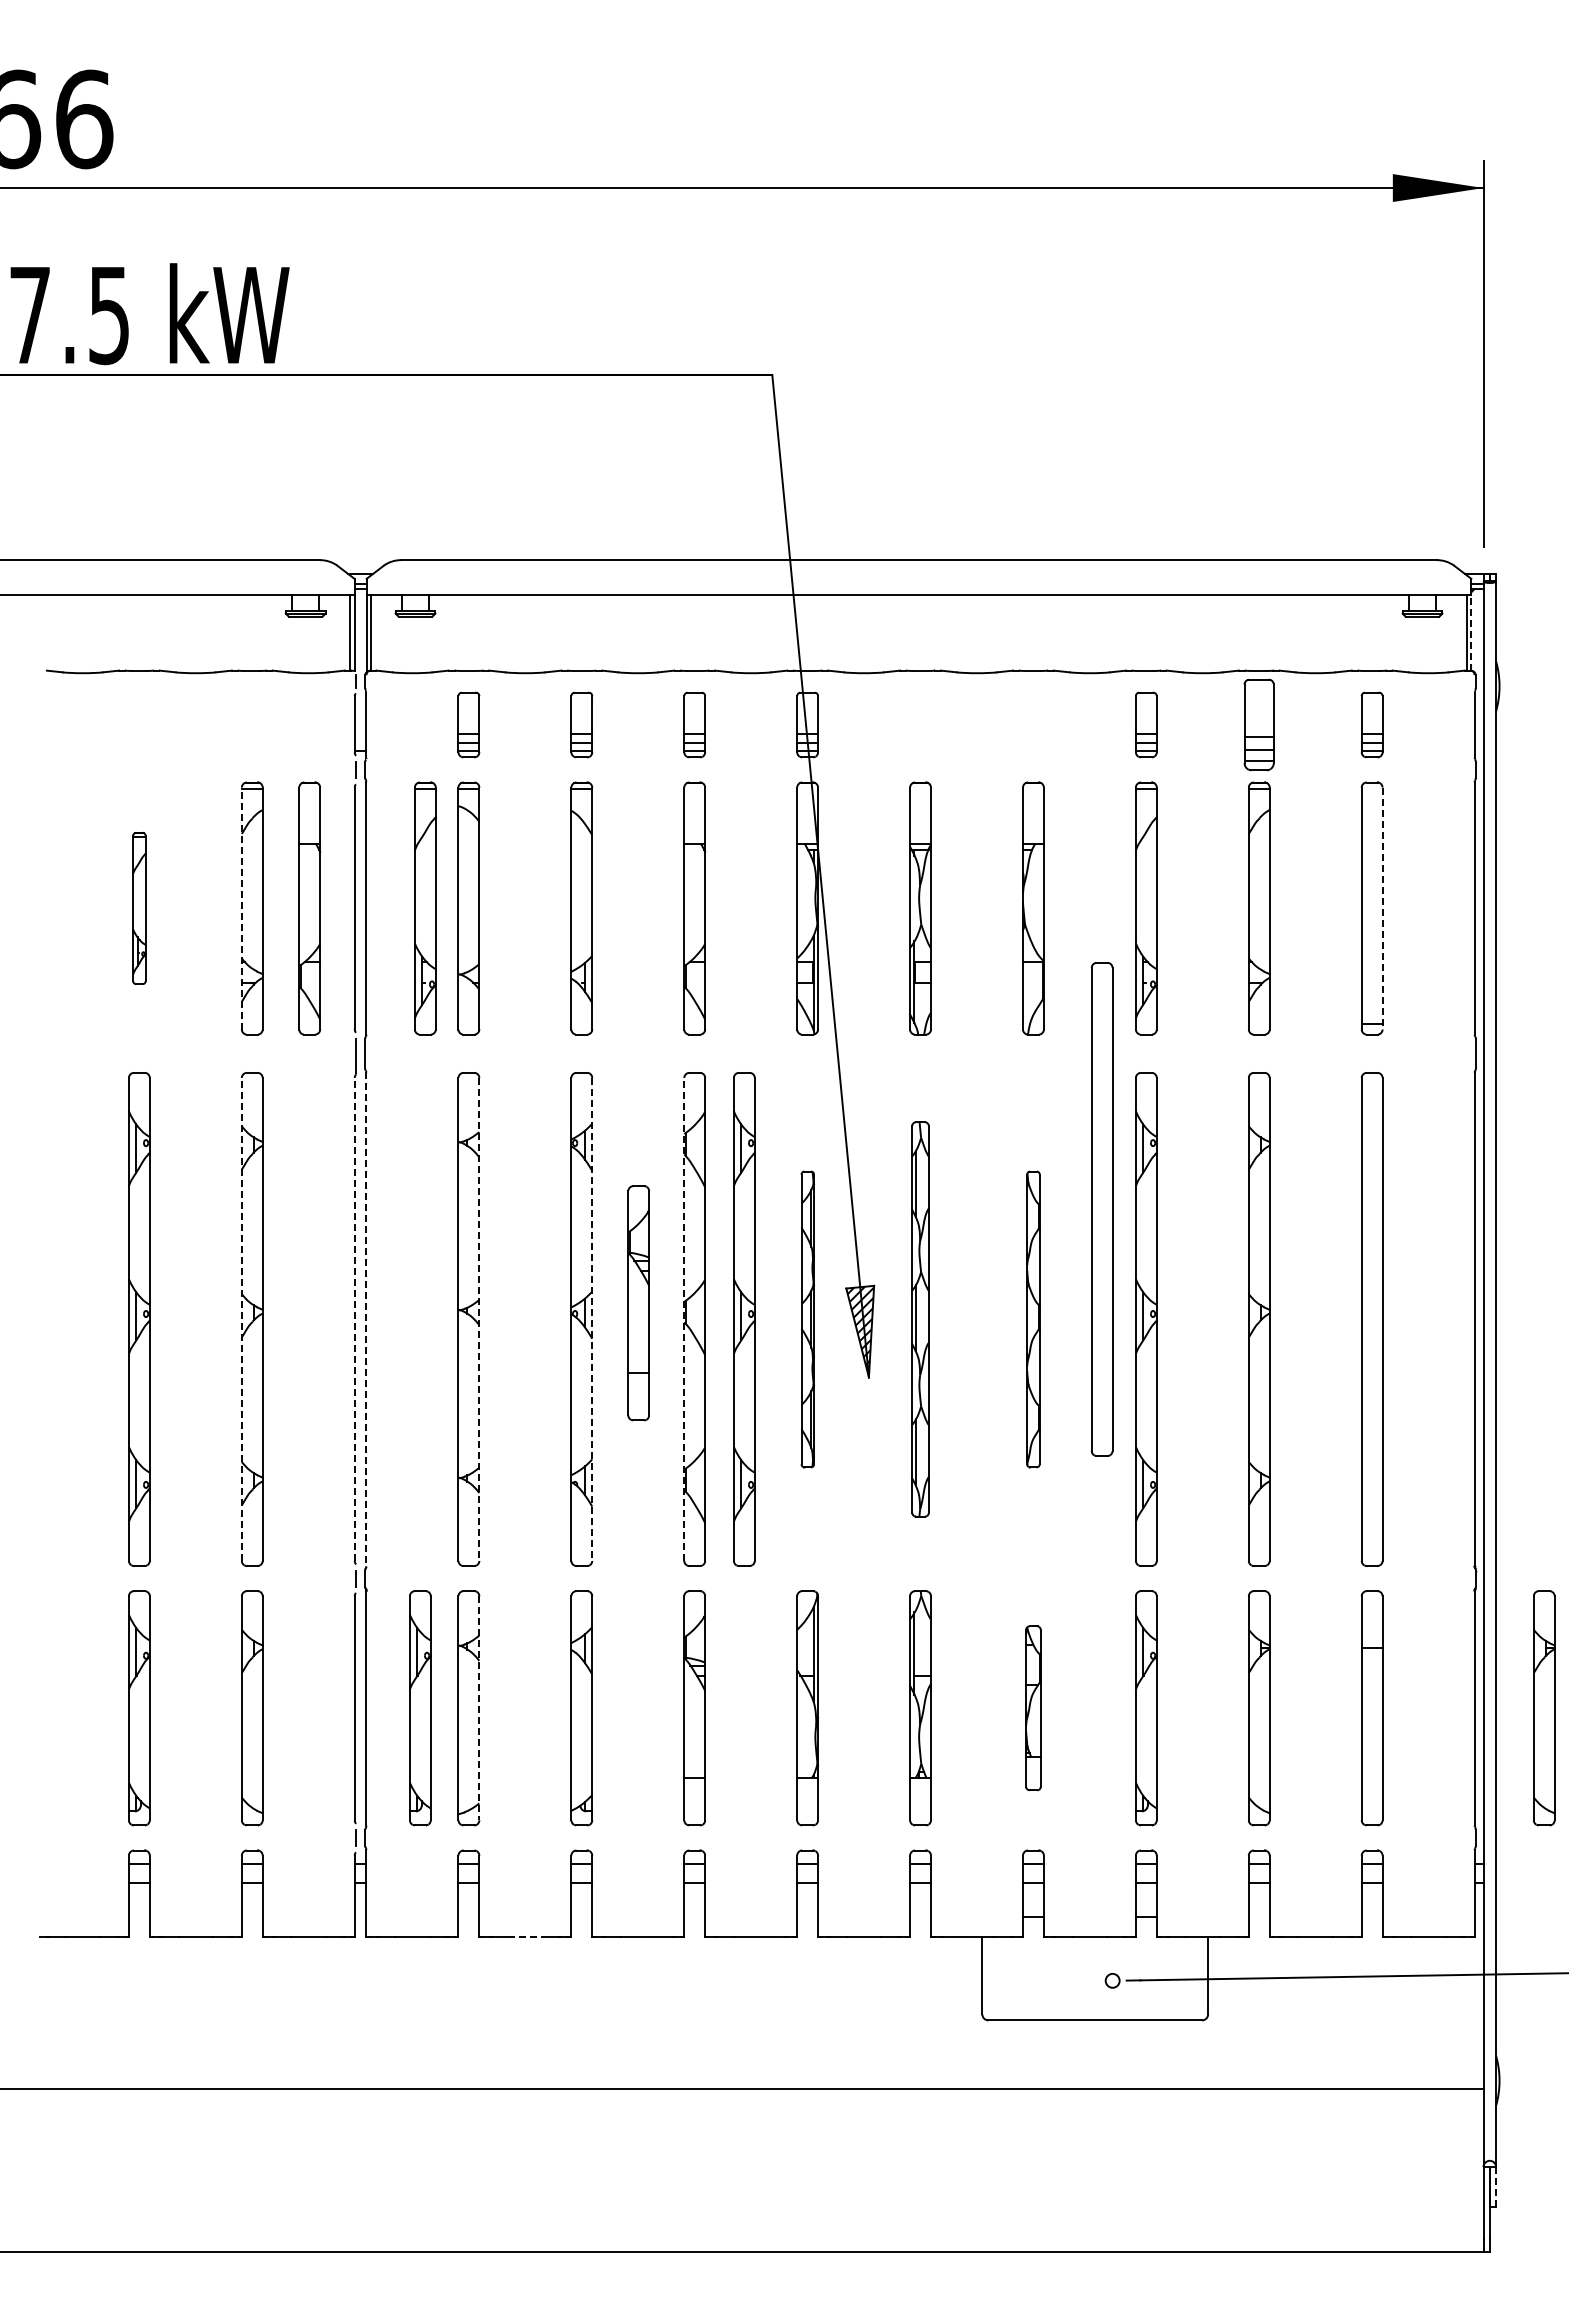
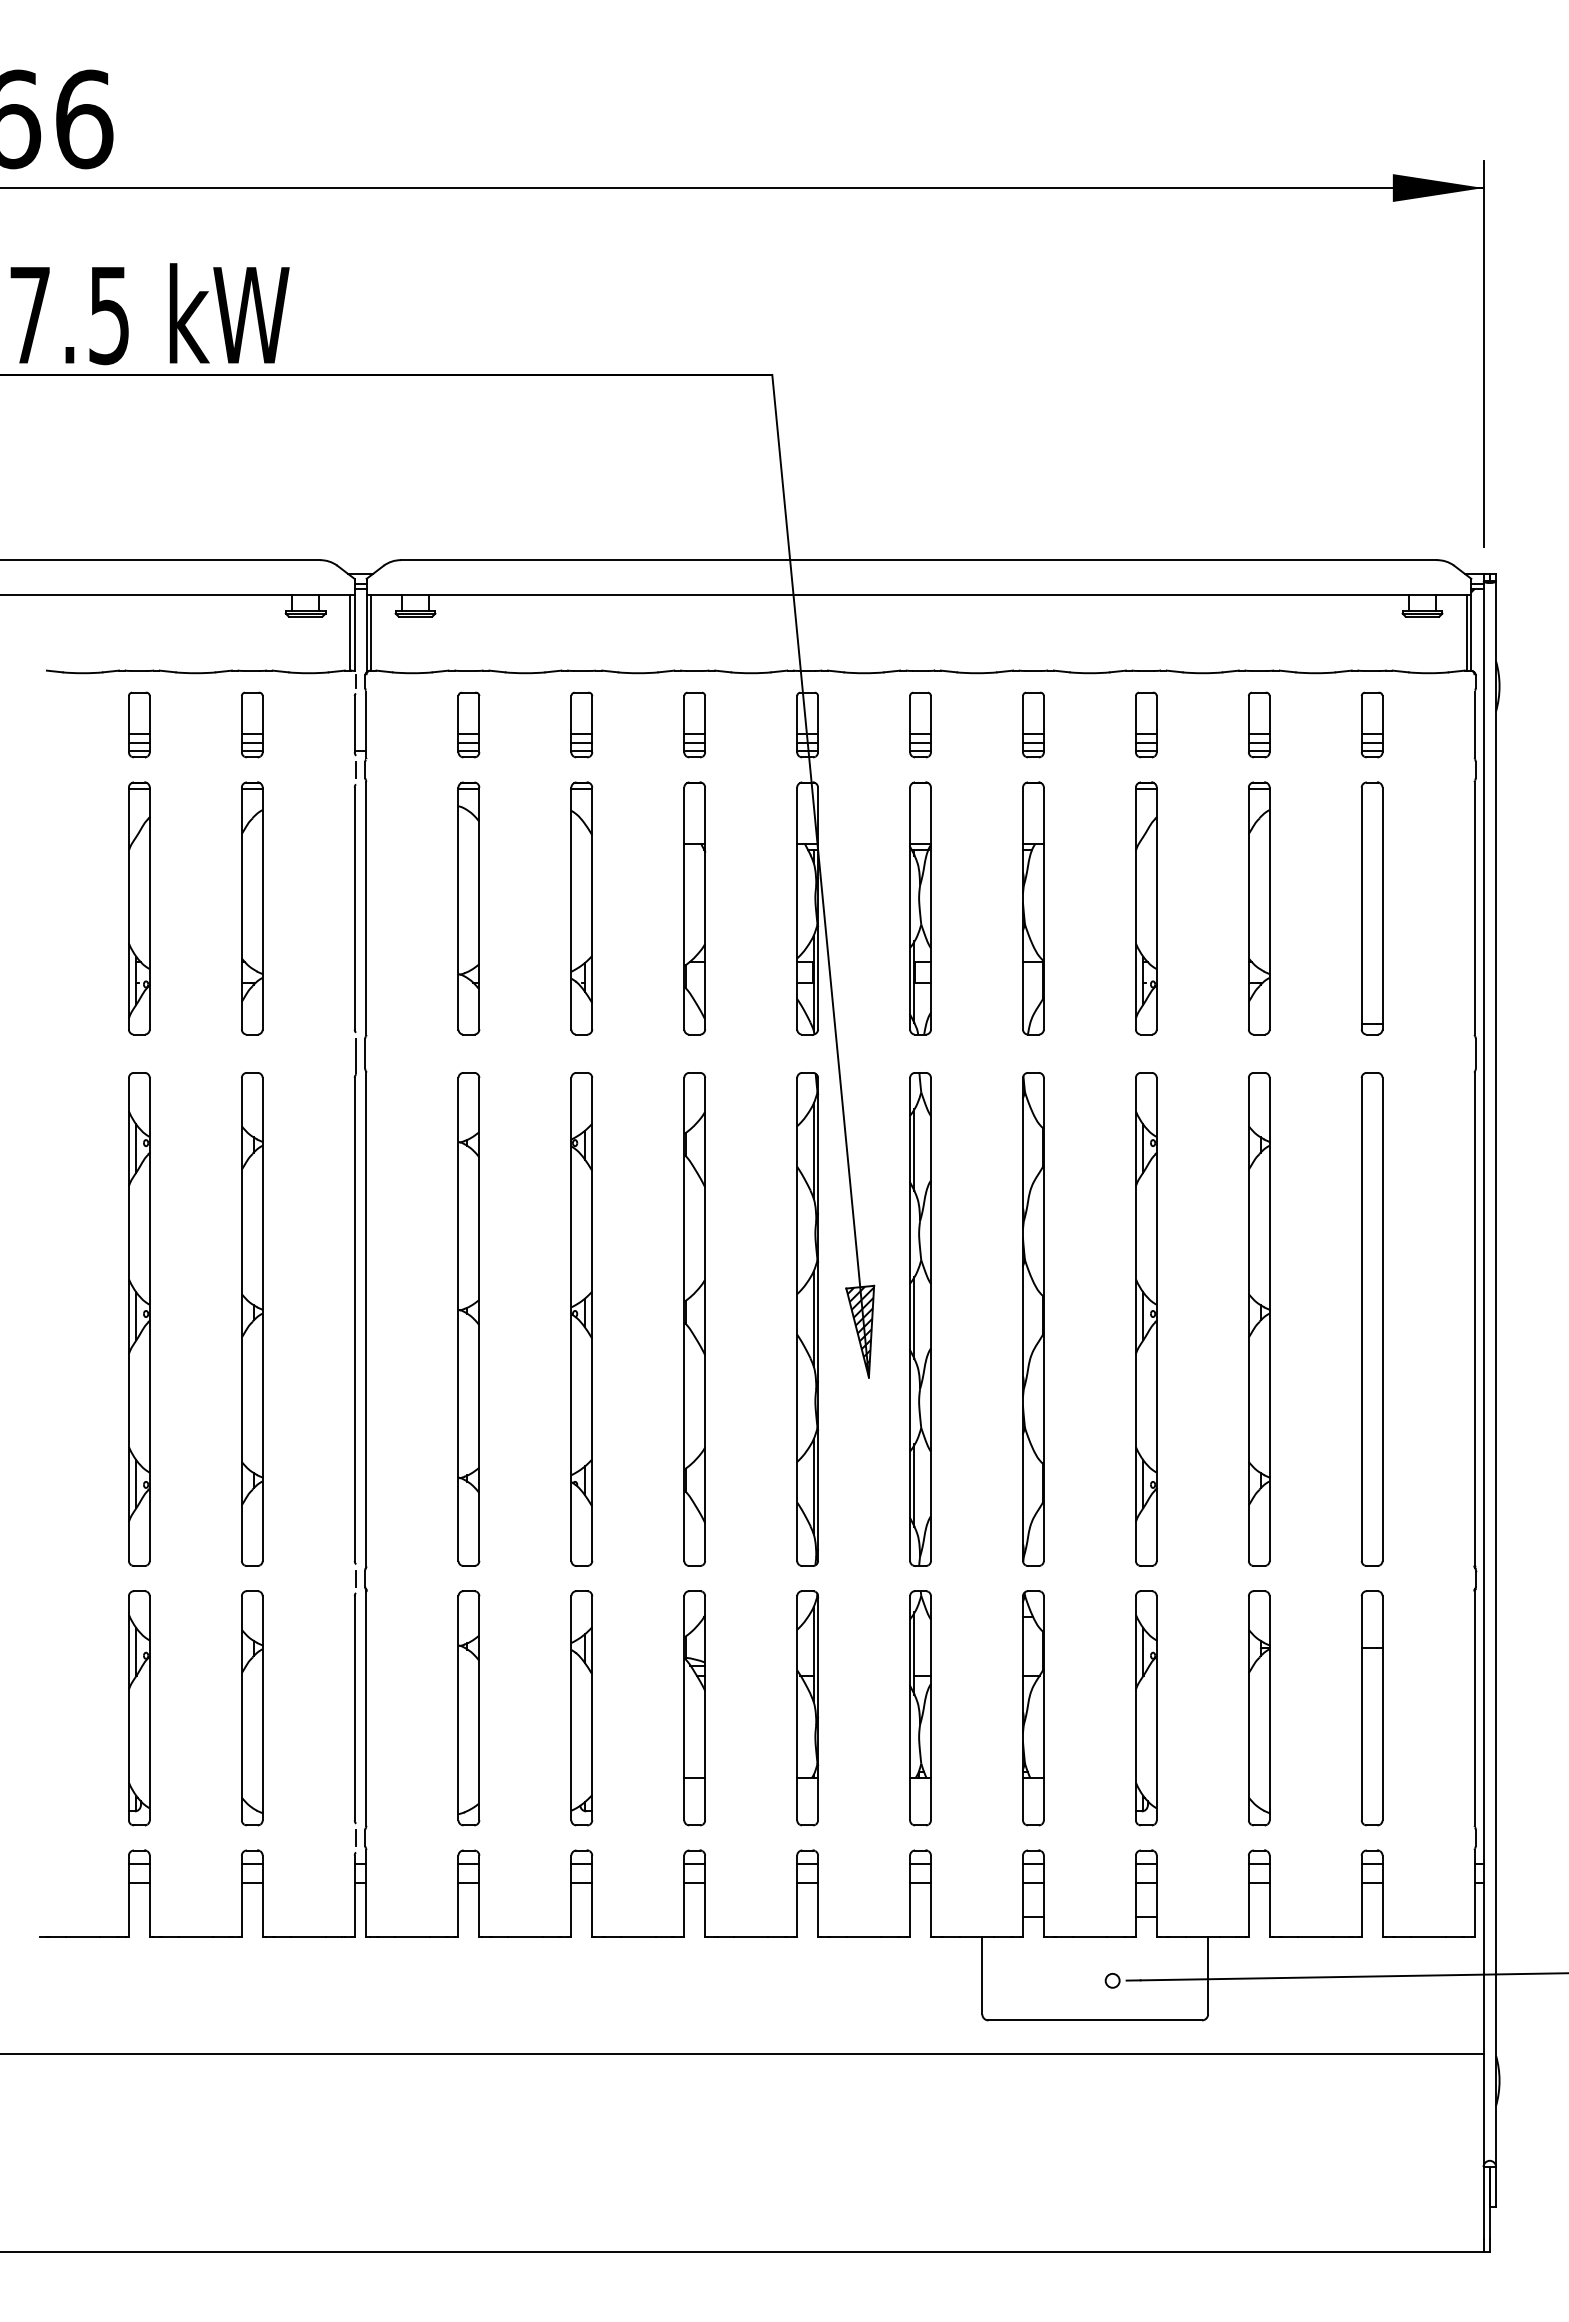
line: dashed -> solid (1471, 632)
part: none -> present (139, 724)
part: none -> present (252, 724)
part: none -> present (920, 724)
part: none -> present (1033, 724)
part size: 32x94 px -> 23x68 px (1259, 724)
part size: 15x154 px -> 23x255 px (139, 908)
line: dashed -> solid (241, 908)
part: present -> none (309, 908)
part: present -> none (425, 908)
line: dashed -> solid (1382, 909)
part: present -> none (1101, 1209)
part: present -> none (638, 1303)
line: dashed -> solid (241, 1319)
line: dashed -> solid (354, 1319)
line: dashed -> solid (366, 1319)
line: dashed -> solid (479, 1319)
line: dashed -> solid (592, 1319)
line: dashed -> solid (684, 1319)
part: present -> none (744, 1319)
part size: 16x299 px -> 24x495 px (807, 1319)
part size: 19x397 px -> 23x495 px (920, 1319)
part size: 15x299 px -> 23x495 px (1033, 1319)
part: present -> none (420, 1708)
line: dashed -> solid (479, 1708)
part size: 17x167 px -> 23x237 px (1033, 1708)
part: present -> none (1544, 1708)
line: dashed -> solid (525, 1937)
line position: (742, 2089) -> (742, 2054) (742, 2054)
line: dashed -> solid (1496, 2186)
